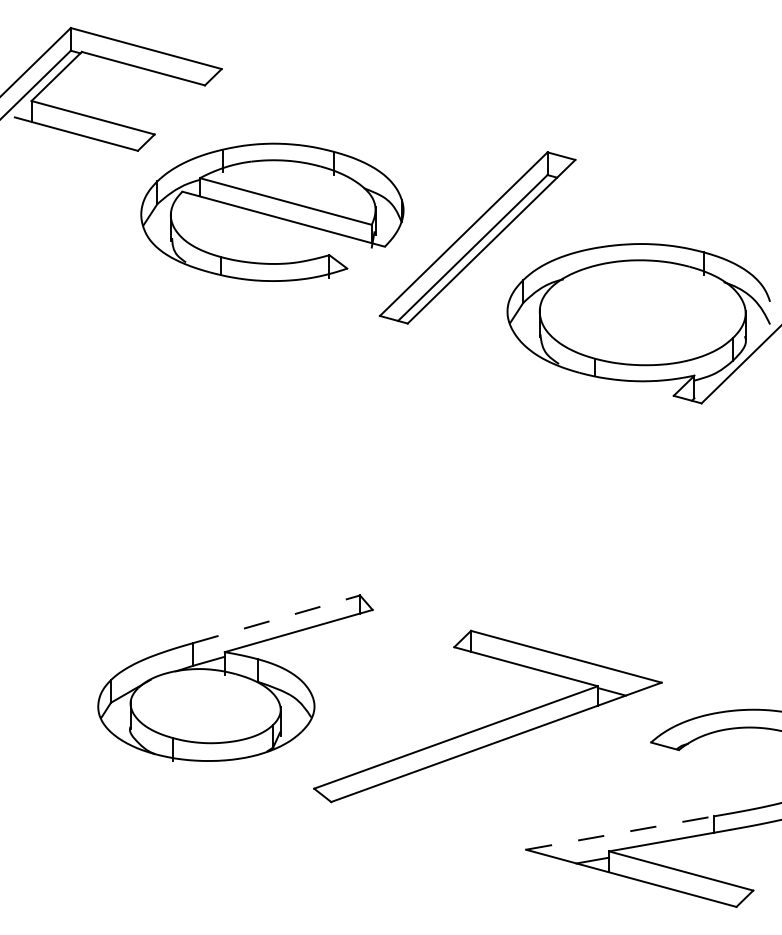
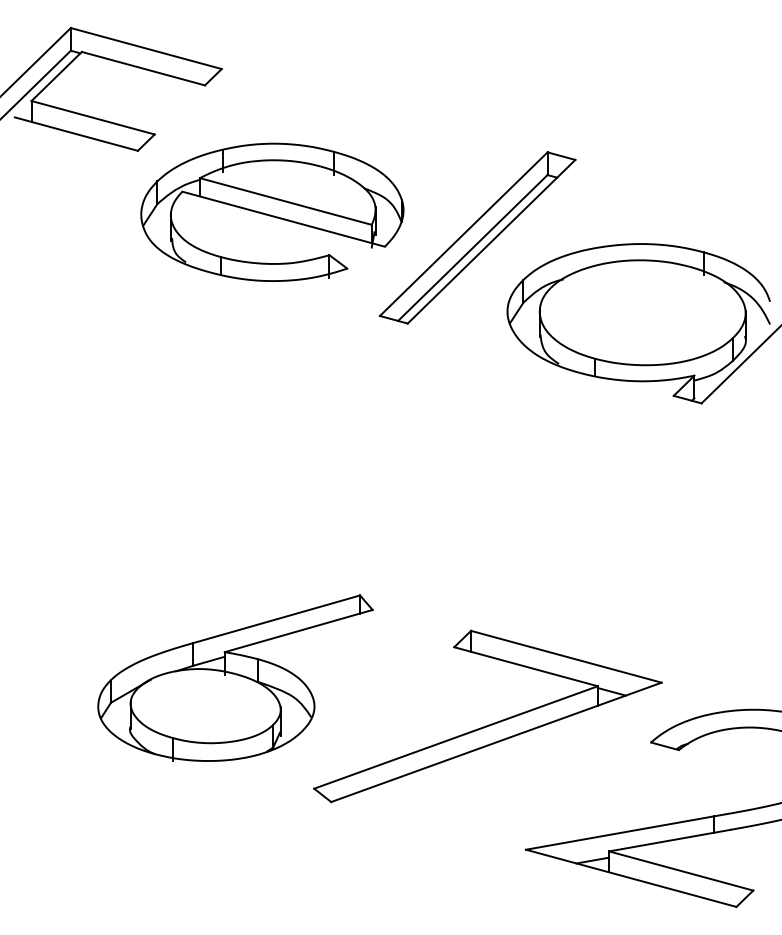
line: dashed -> solid (276, 619)
line: dashed -> solid (620, 832)
